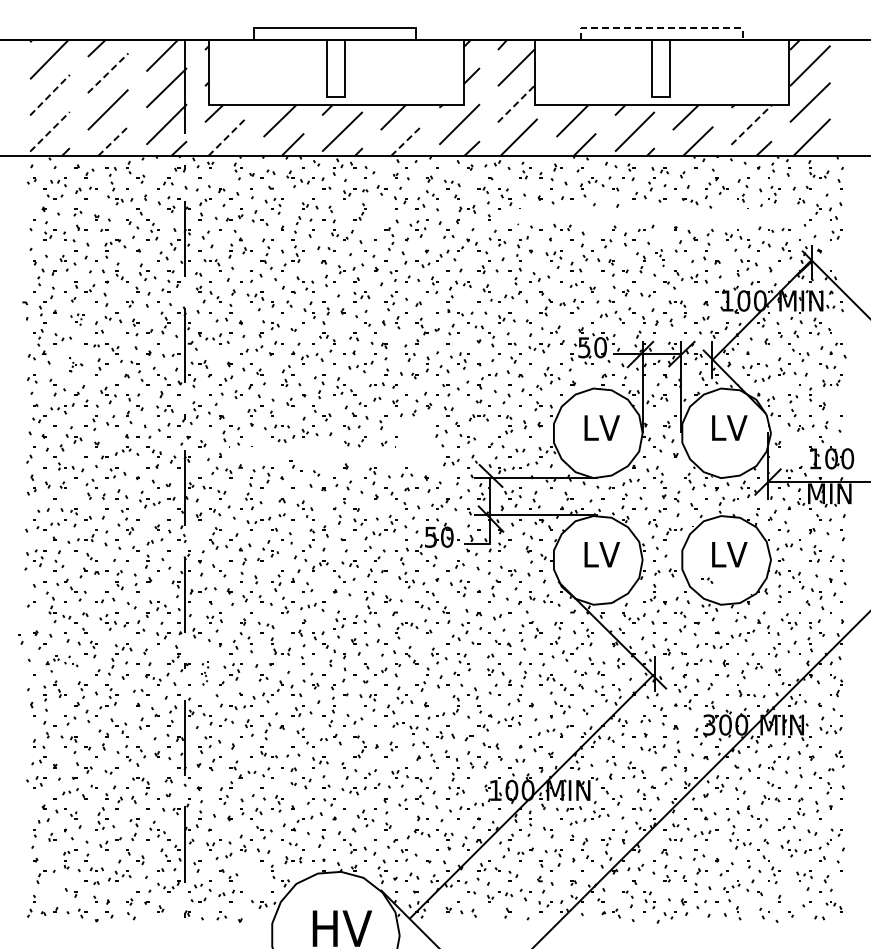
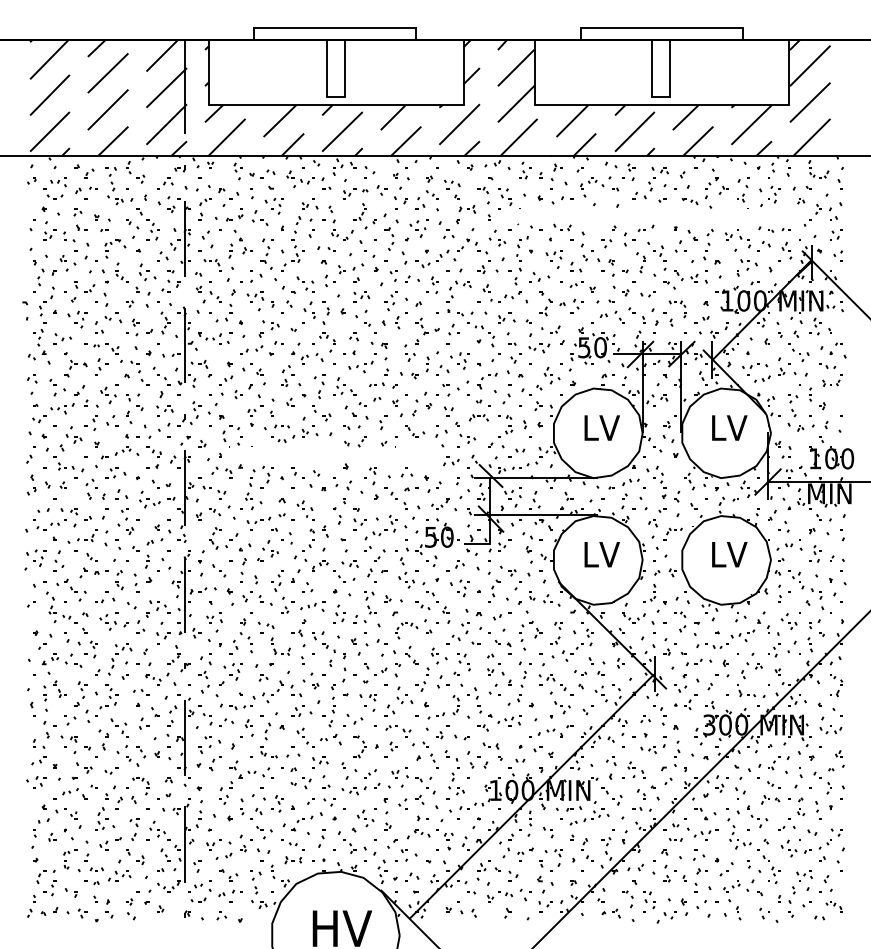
line: dashed -> solid (661, 28)
line: dashed -> solid (108, 72)
line: dashed -> solid (50, 94)
line: dashed -> solid (516, 103)
line: dashed -> solid (752, 124)
line: dashed -> solid (50, 131)
line: dashed -> solid (227, 137)
line: dashed -> solid (113, 140)
line: dashed -> solid (406, 140)
part: none -> present (375, 221)
part: none -> present (838, 255)
part size: 10x18 px -> 14x26 px (659, 257)
part size: 15x13 px -> 21x19 px (77, 319)
part size: 15x16 px -> 24x26 px (75, 364)
part: none -> present (415, 431)
part: none -> present (786, 452)
part position: (295, 465) -> (297, 472) (297, 472)
part: present -> none (707, 580)
part position: (339, 619) -> (339, 613) (339, 613)
part: present -> none (20, 639)
part size: 34x18 px -> 42x22 px (61, 663)
part size: 9x25 px -> 14x41 px (204, 673)
part position: (405, 728) -> (398, 731) (398, 731)
part size: 23x9 px -> 16x7 px (461, 737)
part: none -> present (255, 882)
part: none -> present (49, 888)
part: none -> present (791, 894)
